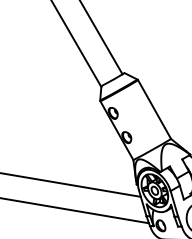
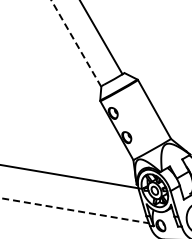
line: solid -> dashed (76, 43)
line position: (71, 184) -> (71, 176) (71, 176)
line: solid -> dashed (75, 210)
